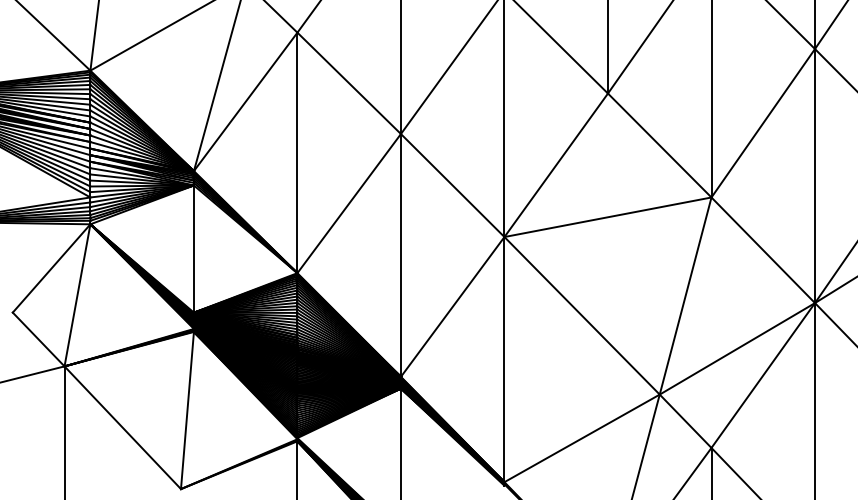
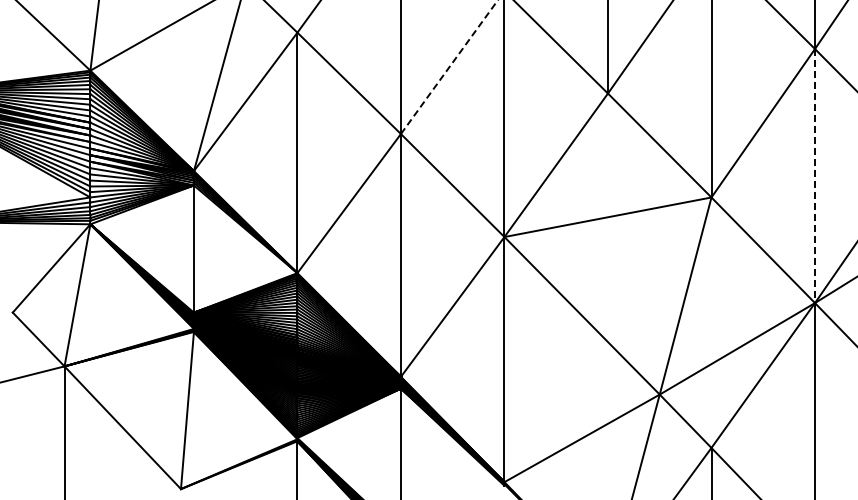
line: solid -> dashed (449, 67)
line: solid -> dashed (815, 176)
